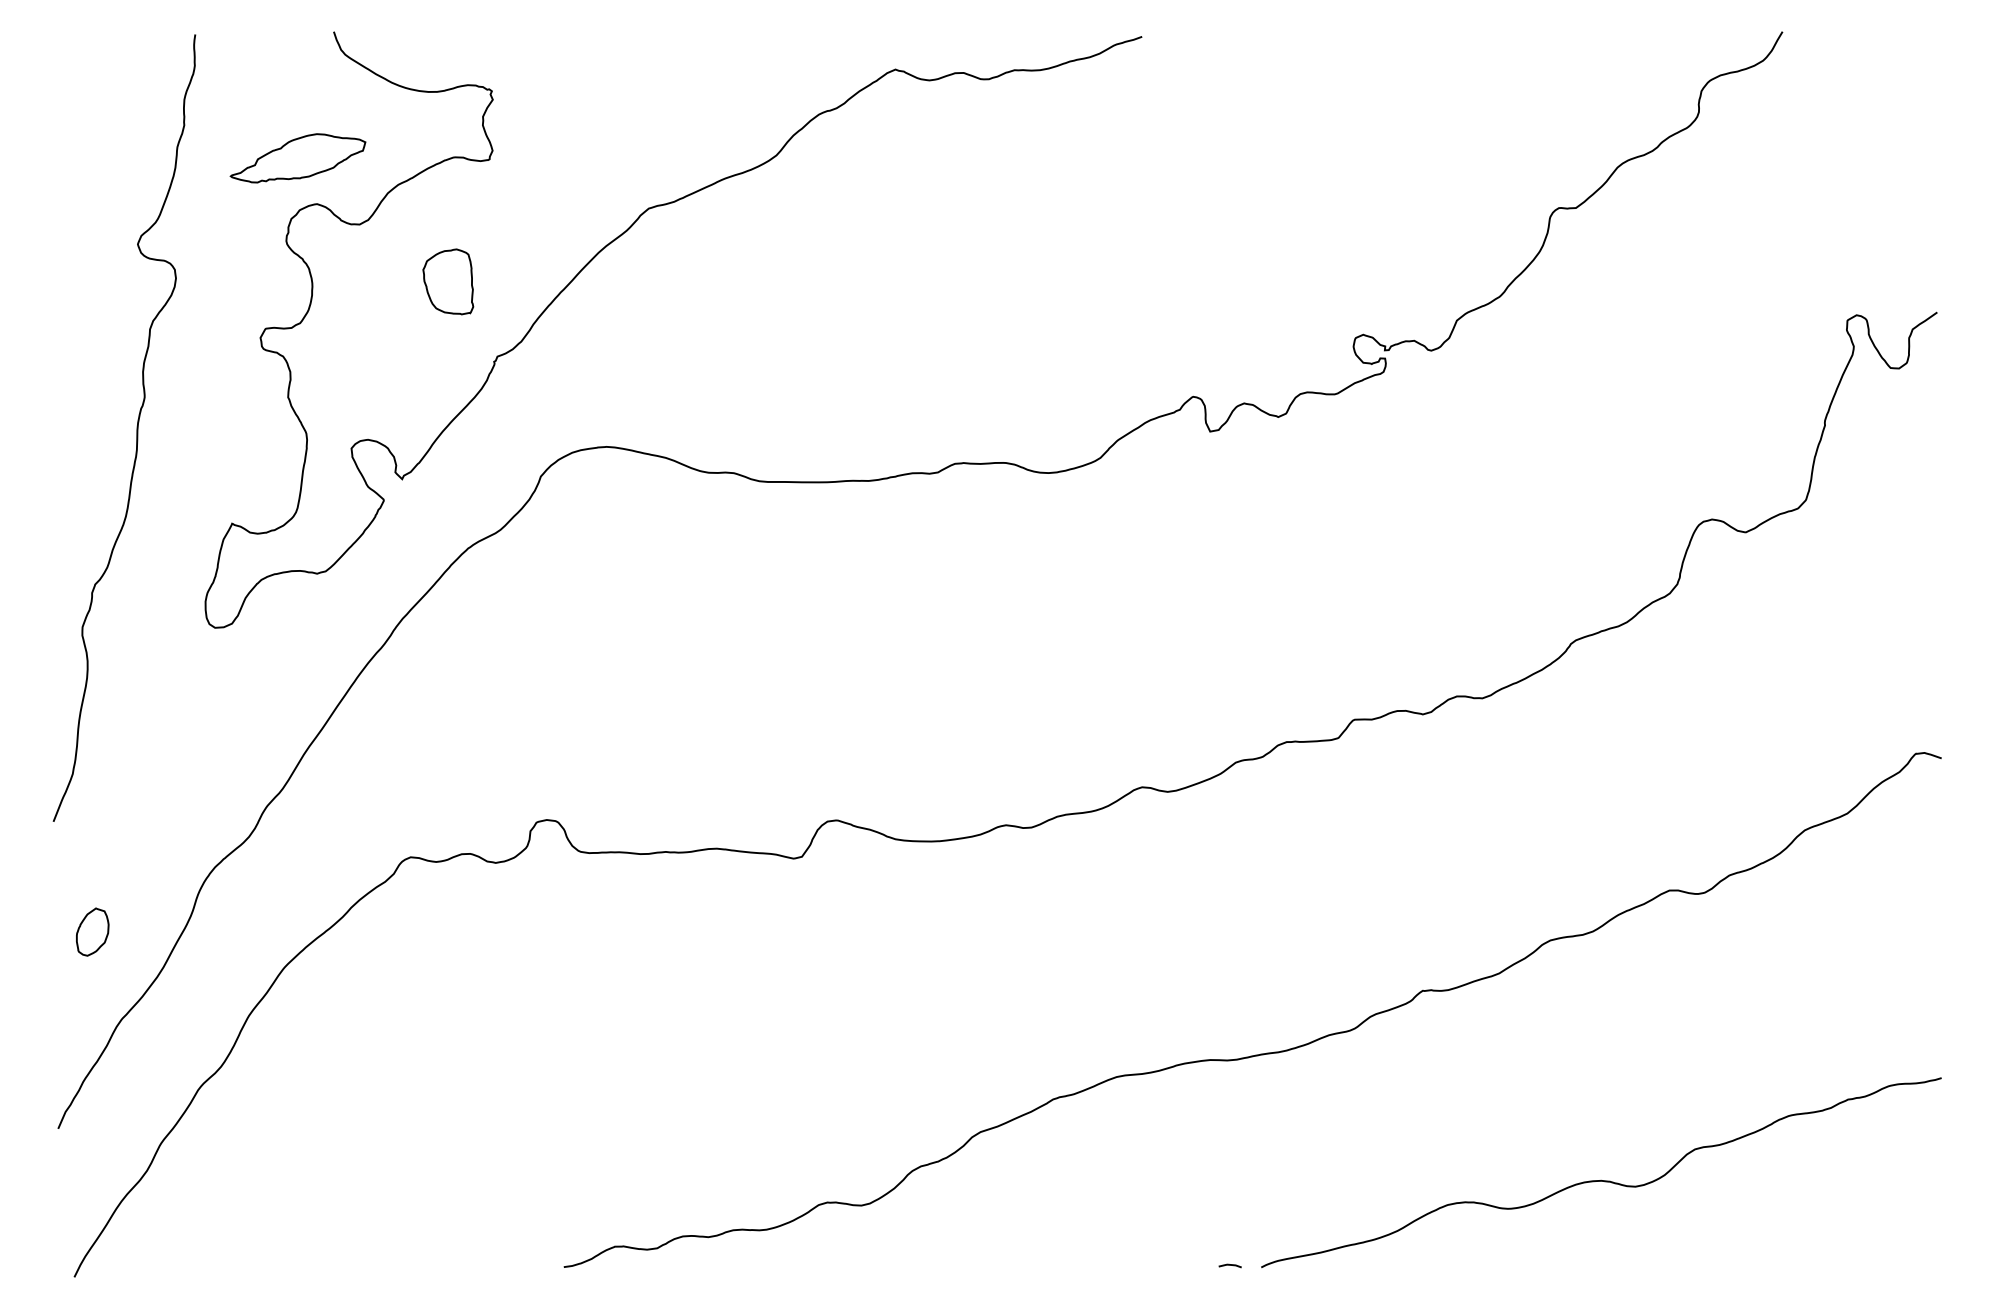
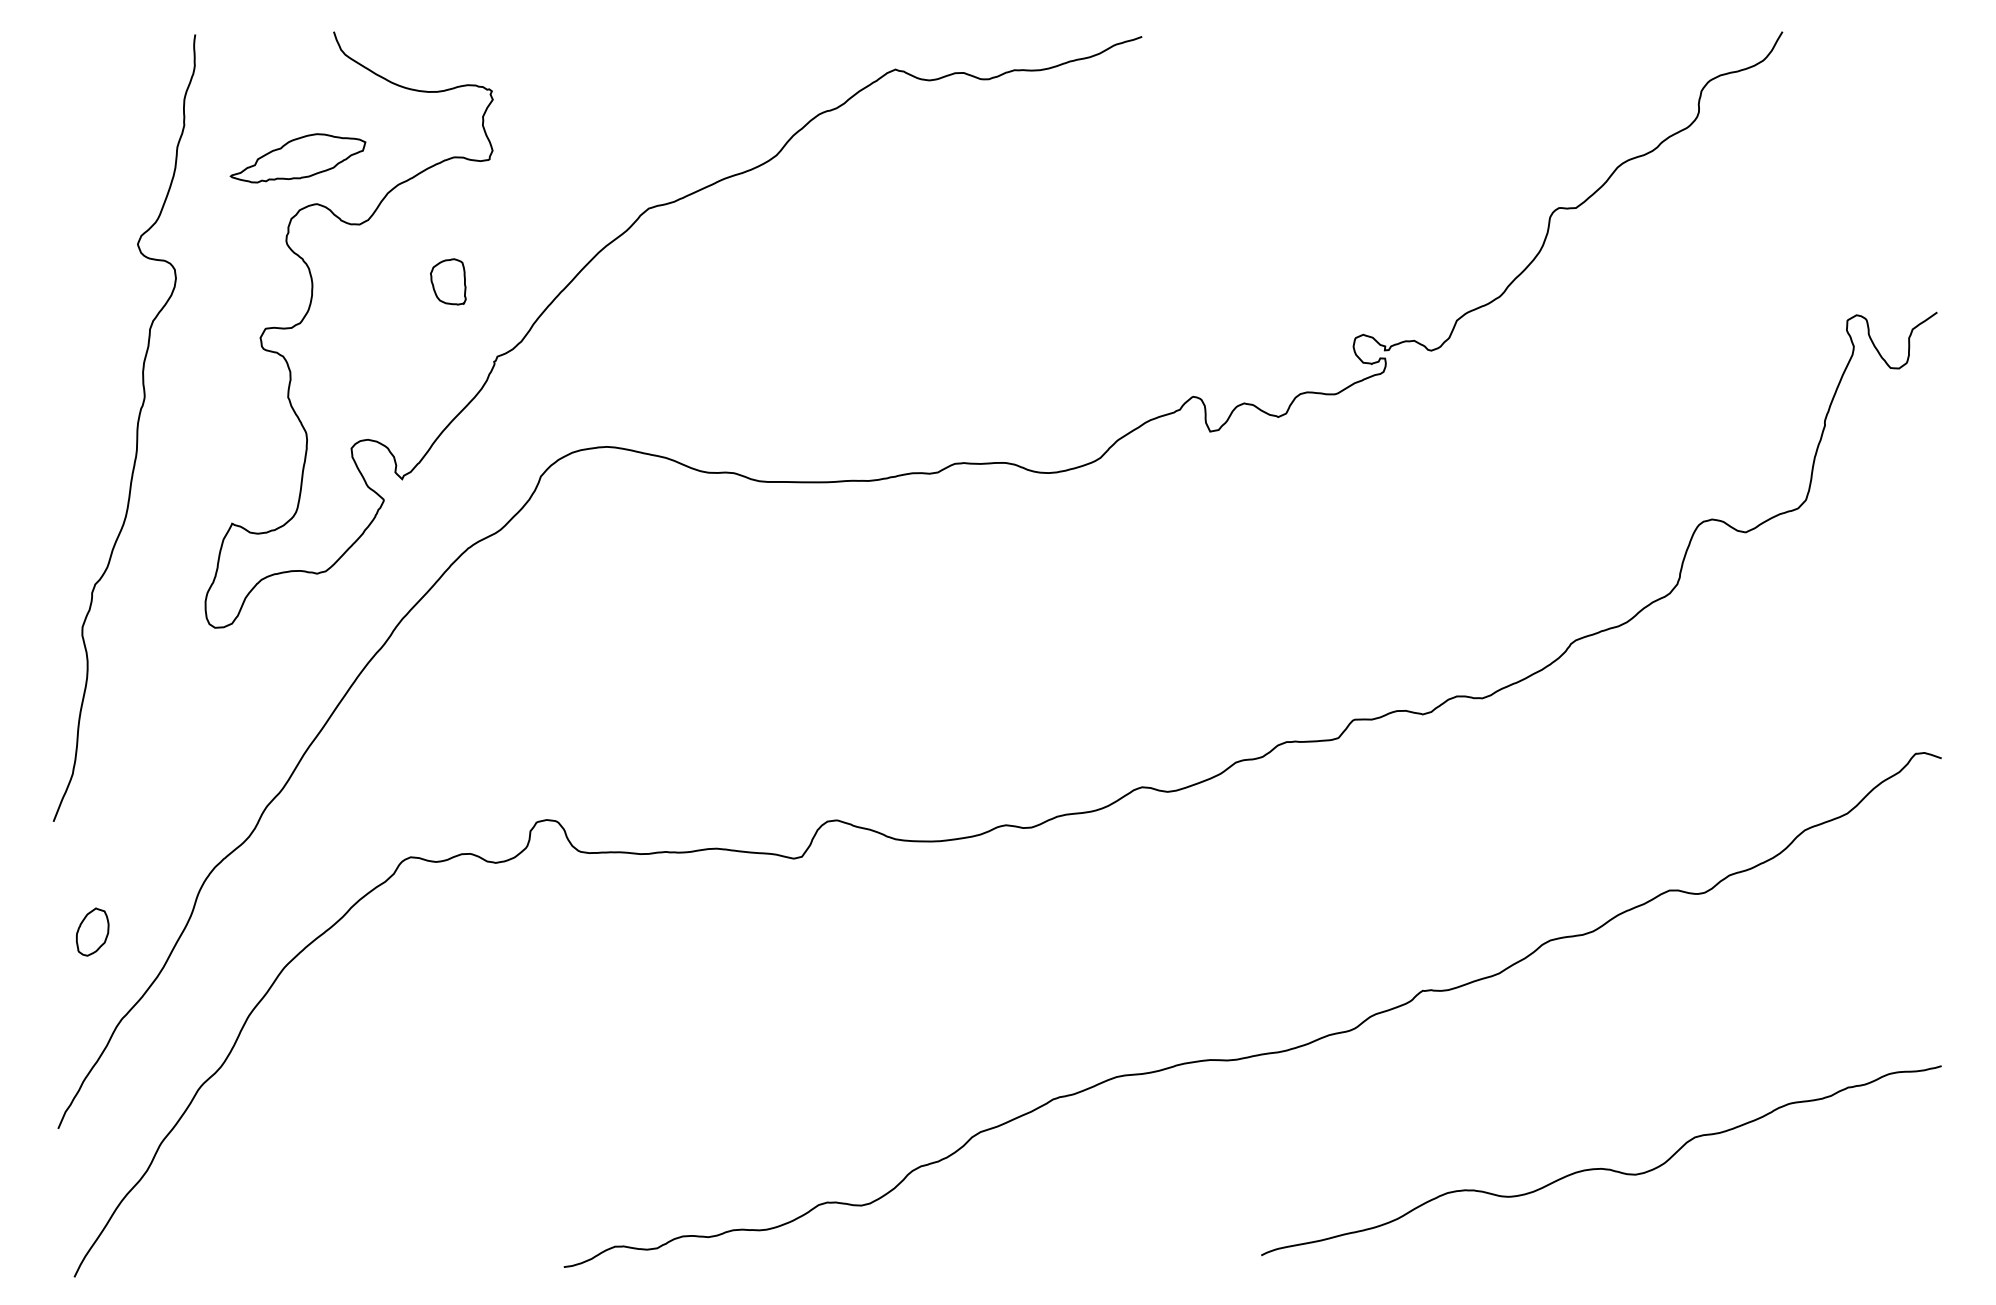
part size: 53x68 px -> 37x48 px (448, 281)
curve position: (1601, 1179) -> (1601, 1167) (1601, 1167)
curve: present -> none (1229, 1265)
